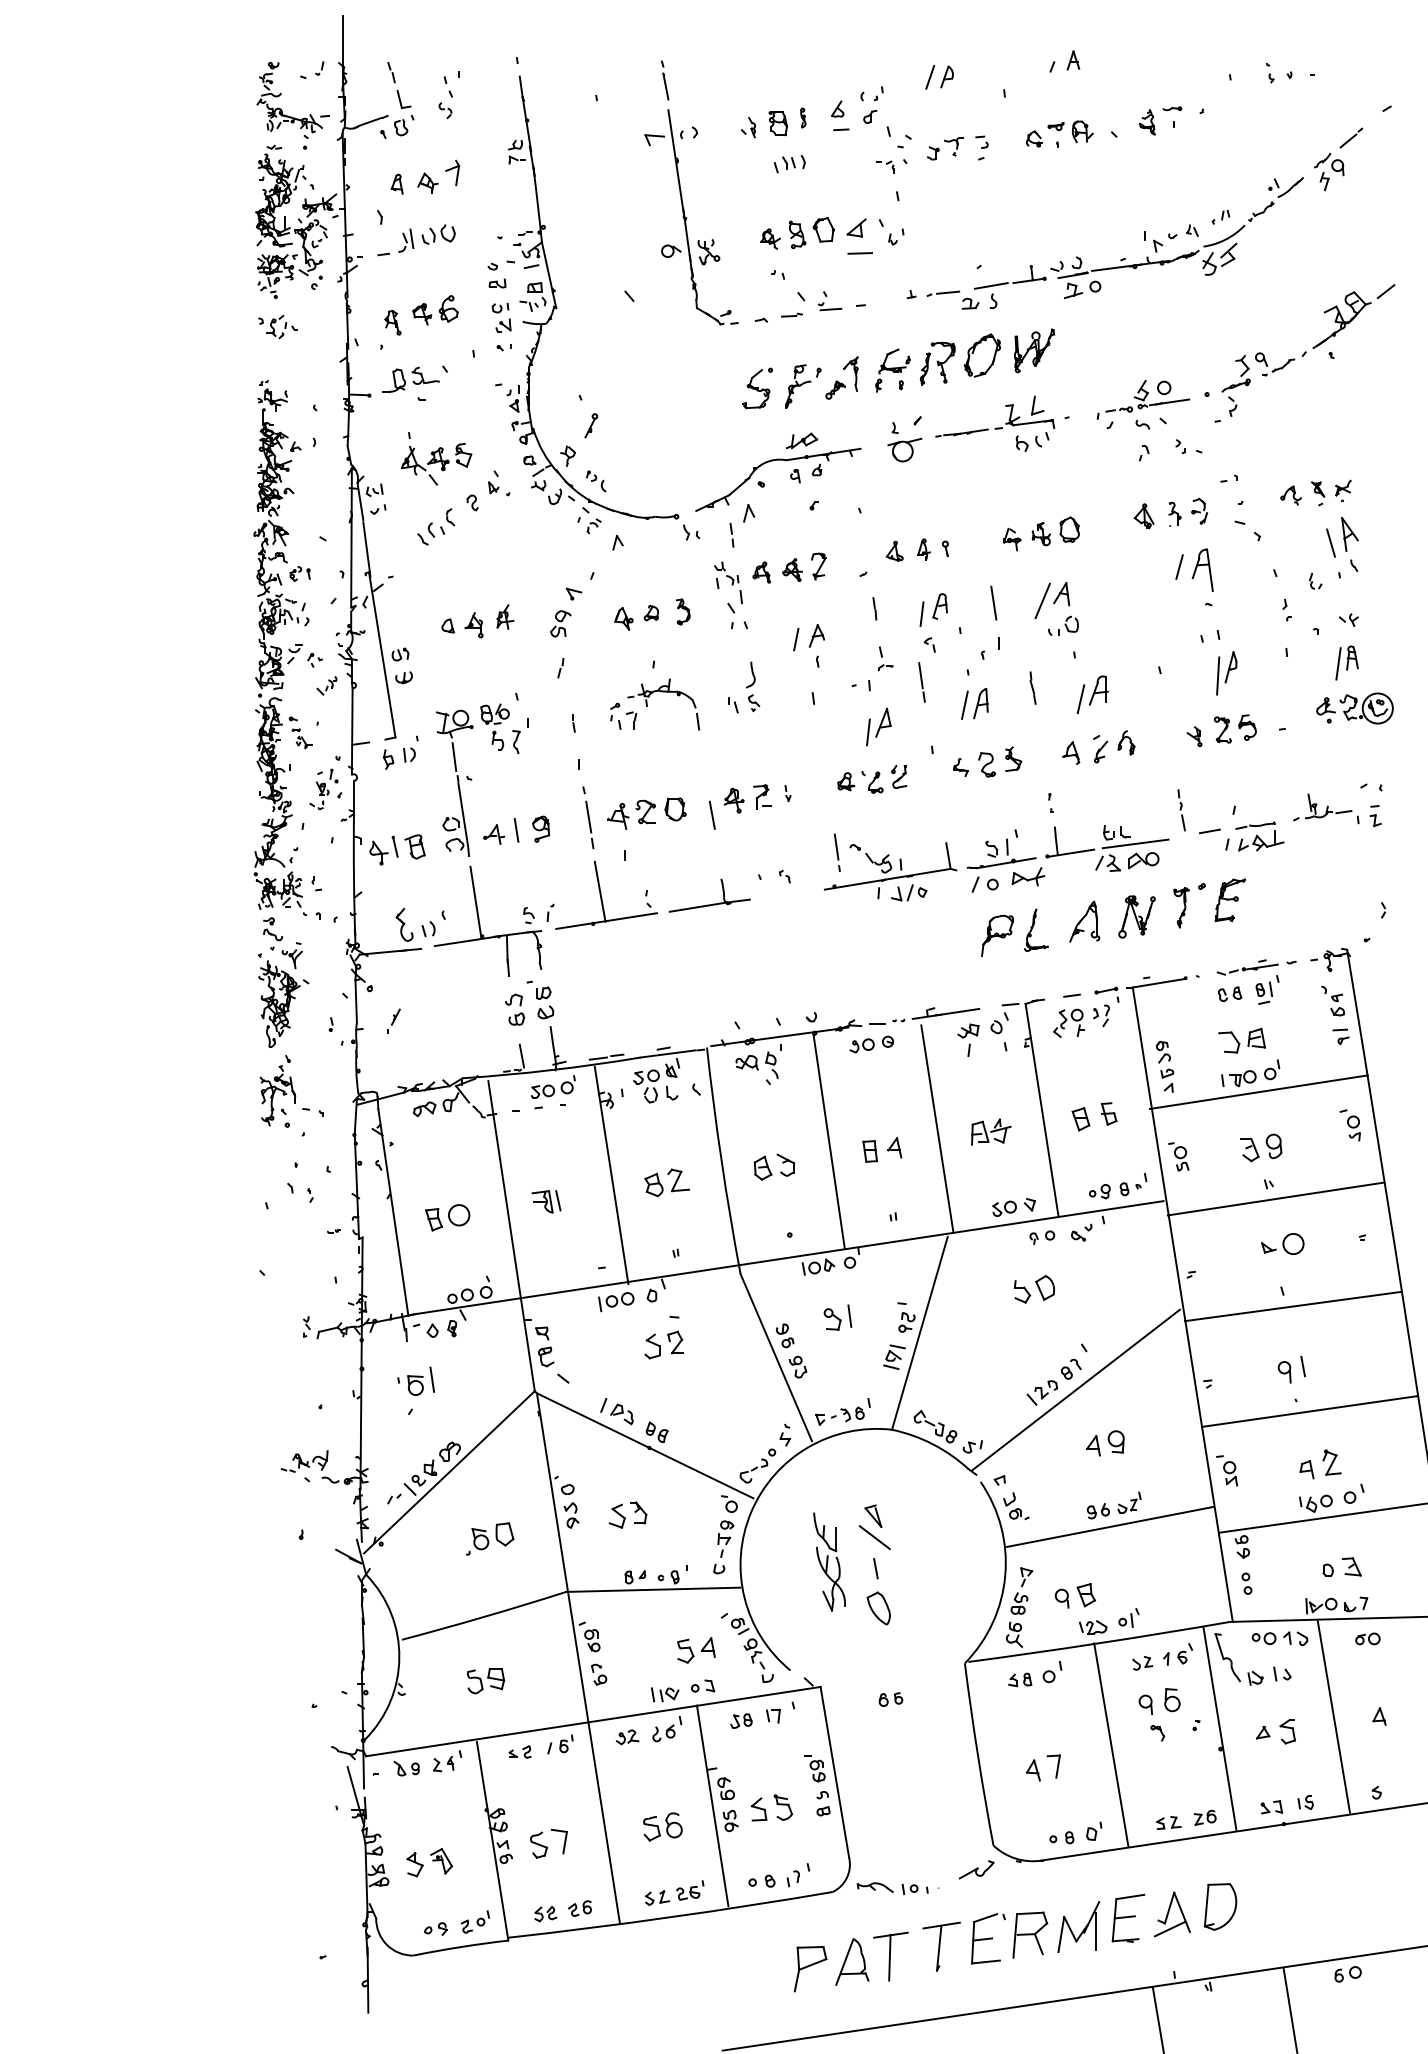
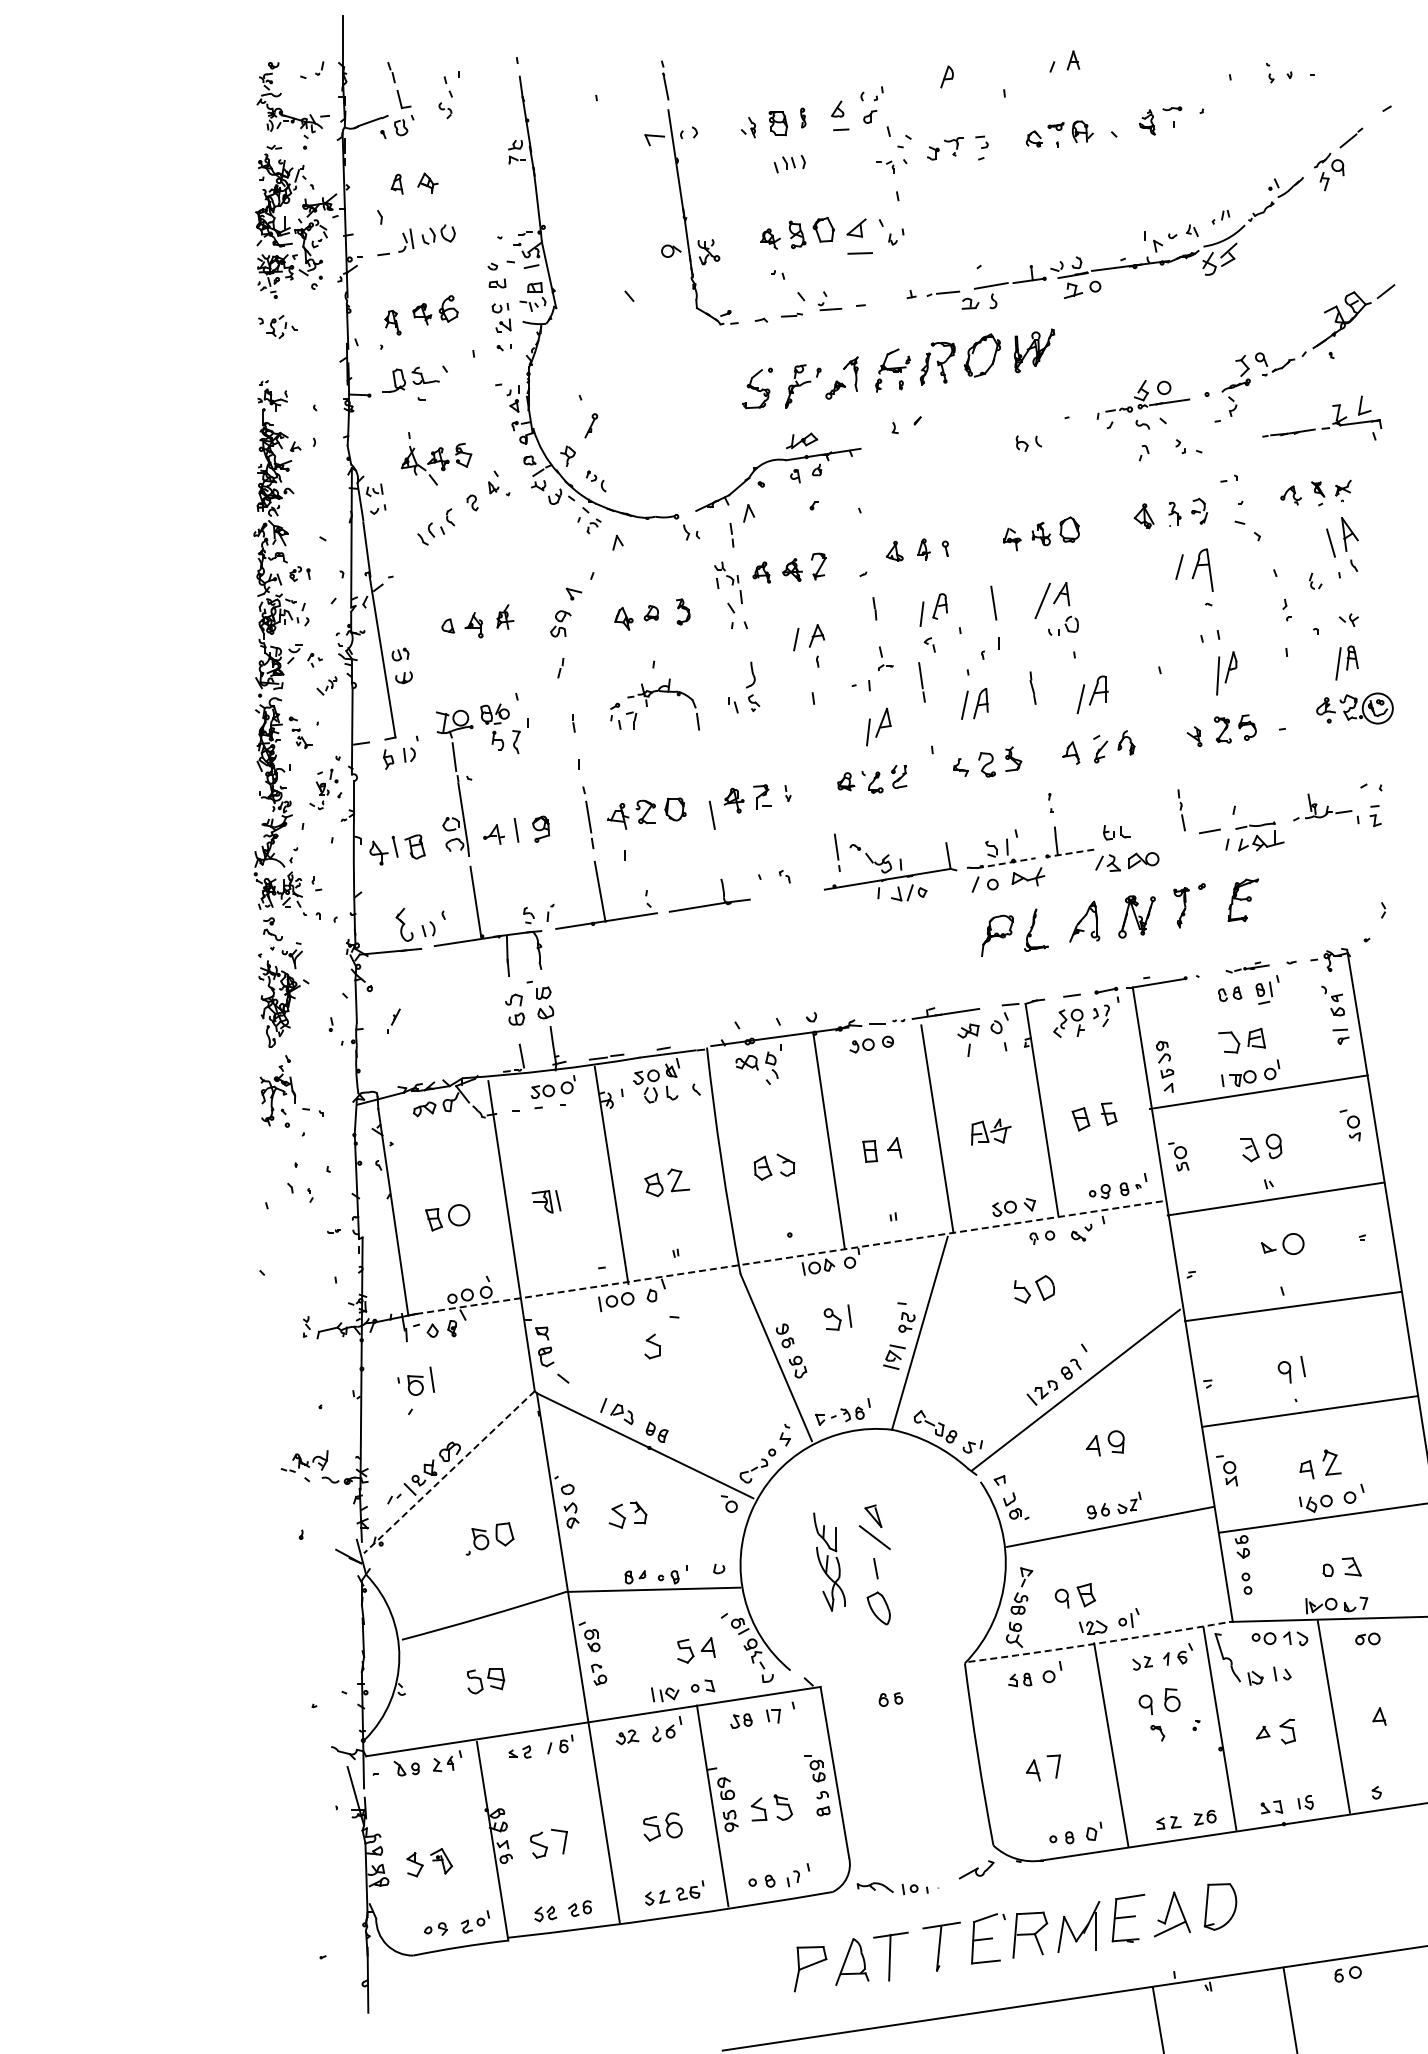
line: present -> none (930, 76)
part: present -> none (452, 172)
part position: (995, 427) -> (1322, 427) (1322, 427)
part: present -> none (904, 449)
line: present -> none (1135, 843)
line: solid -> dashed (1070, 853)
line: solid -> dashed (1006, 863)
part position: (1230, 900) -> (1243, 900) (1243, 900)
part size: 63x17 px -> 45x13 px (1247, 967)
line: solid -> dashed (789, 1257)
part: present -> none (675, 1342)
line: solid -> dashed (449, 1472)
part: present -> none (725, 1538)
arc: solid -> dashed (1099, 1643)
